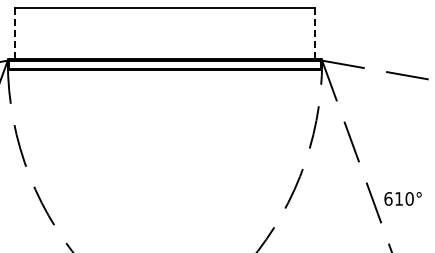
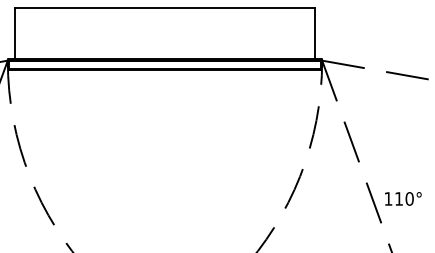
line: dashed -> solid (14, 34)
line: dashed -> solid (315, 34)
text: 610° -> 110° (388, 198)
